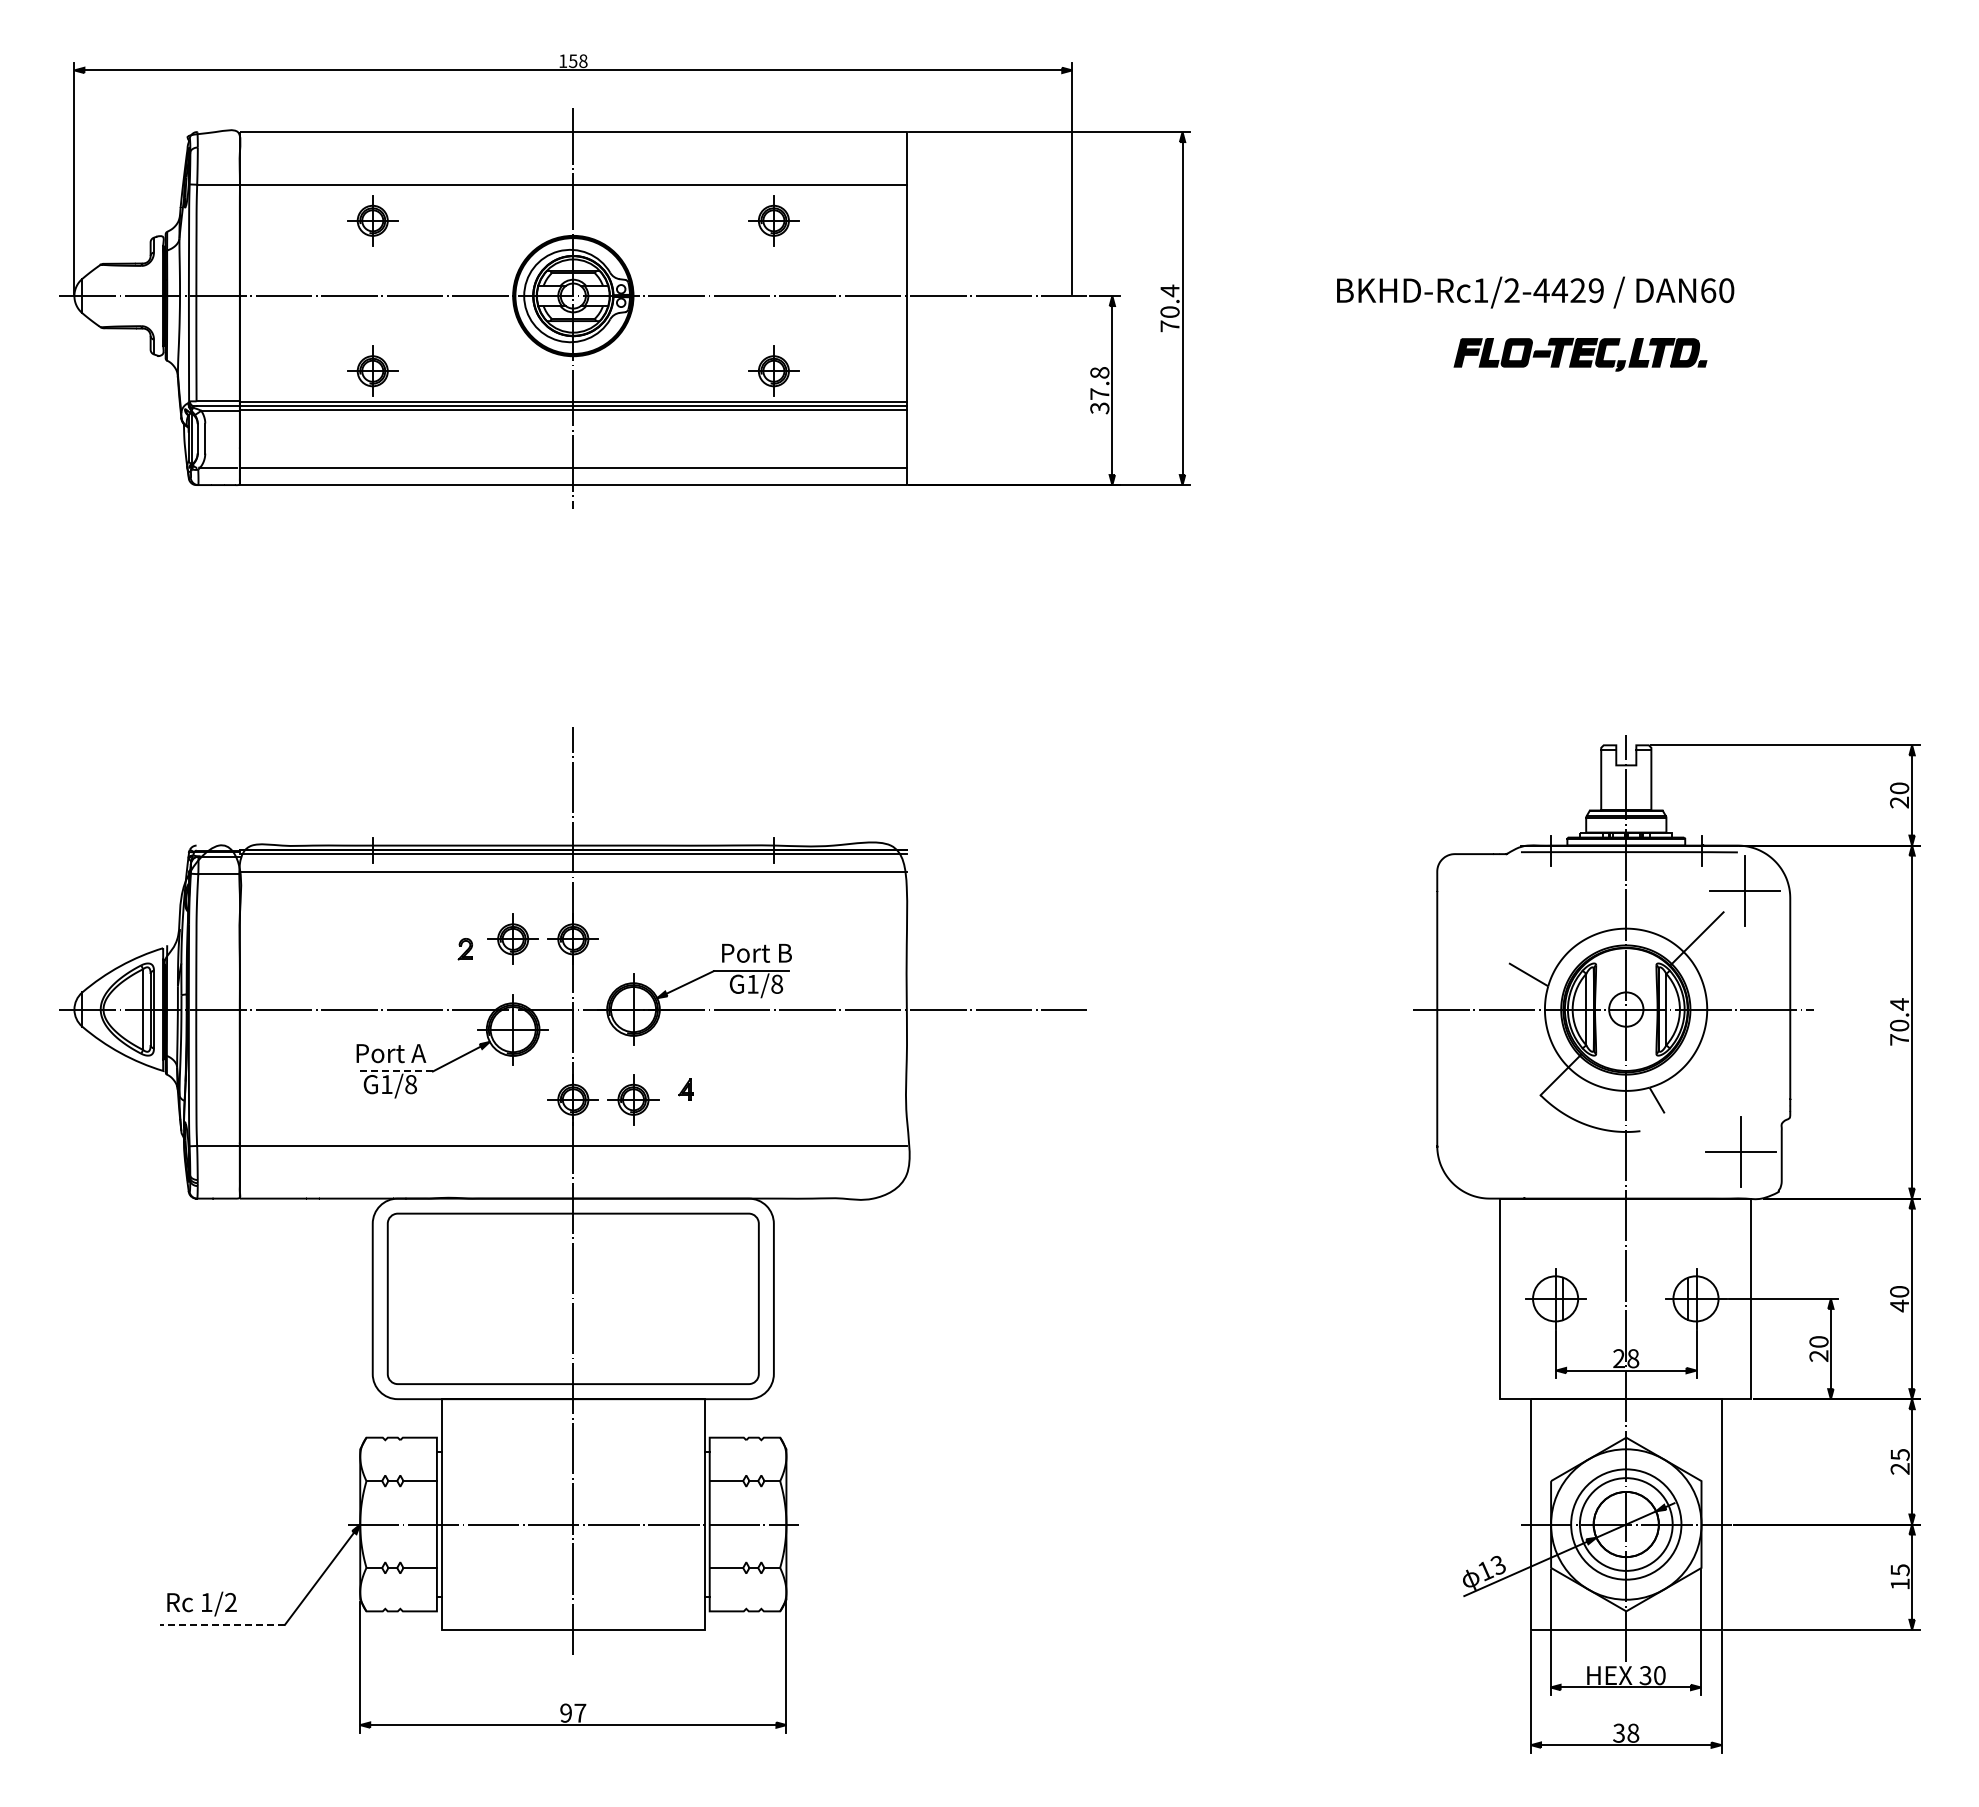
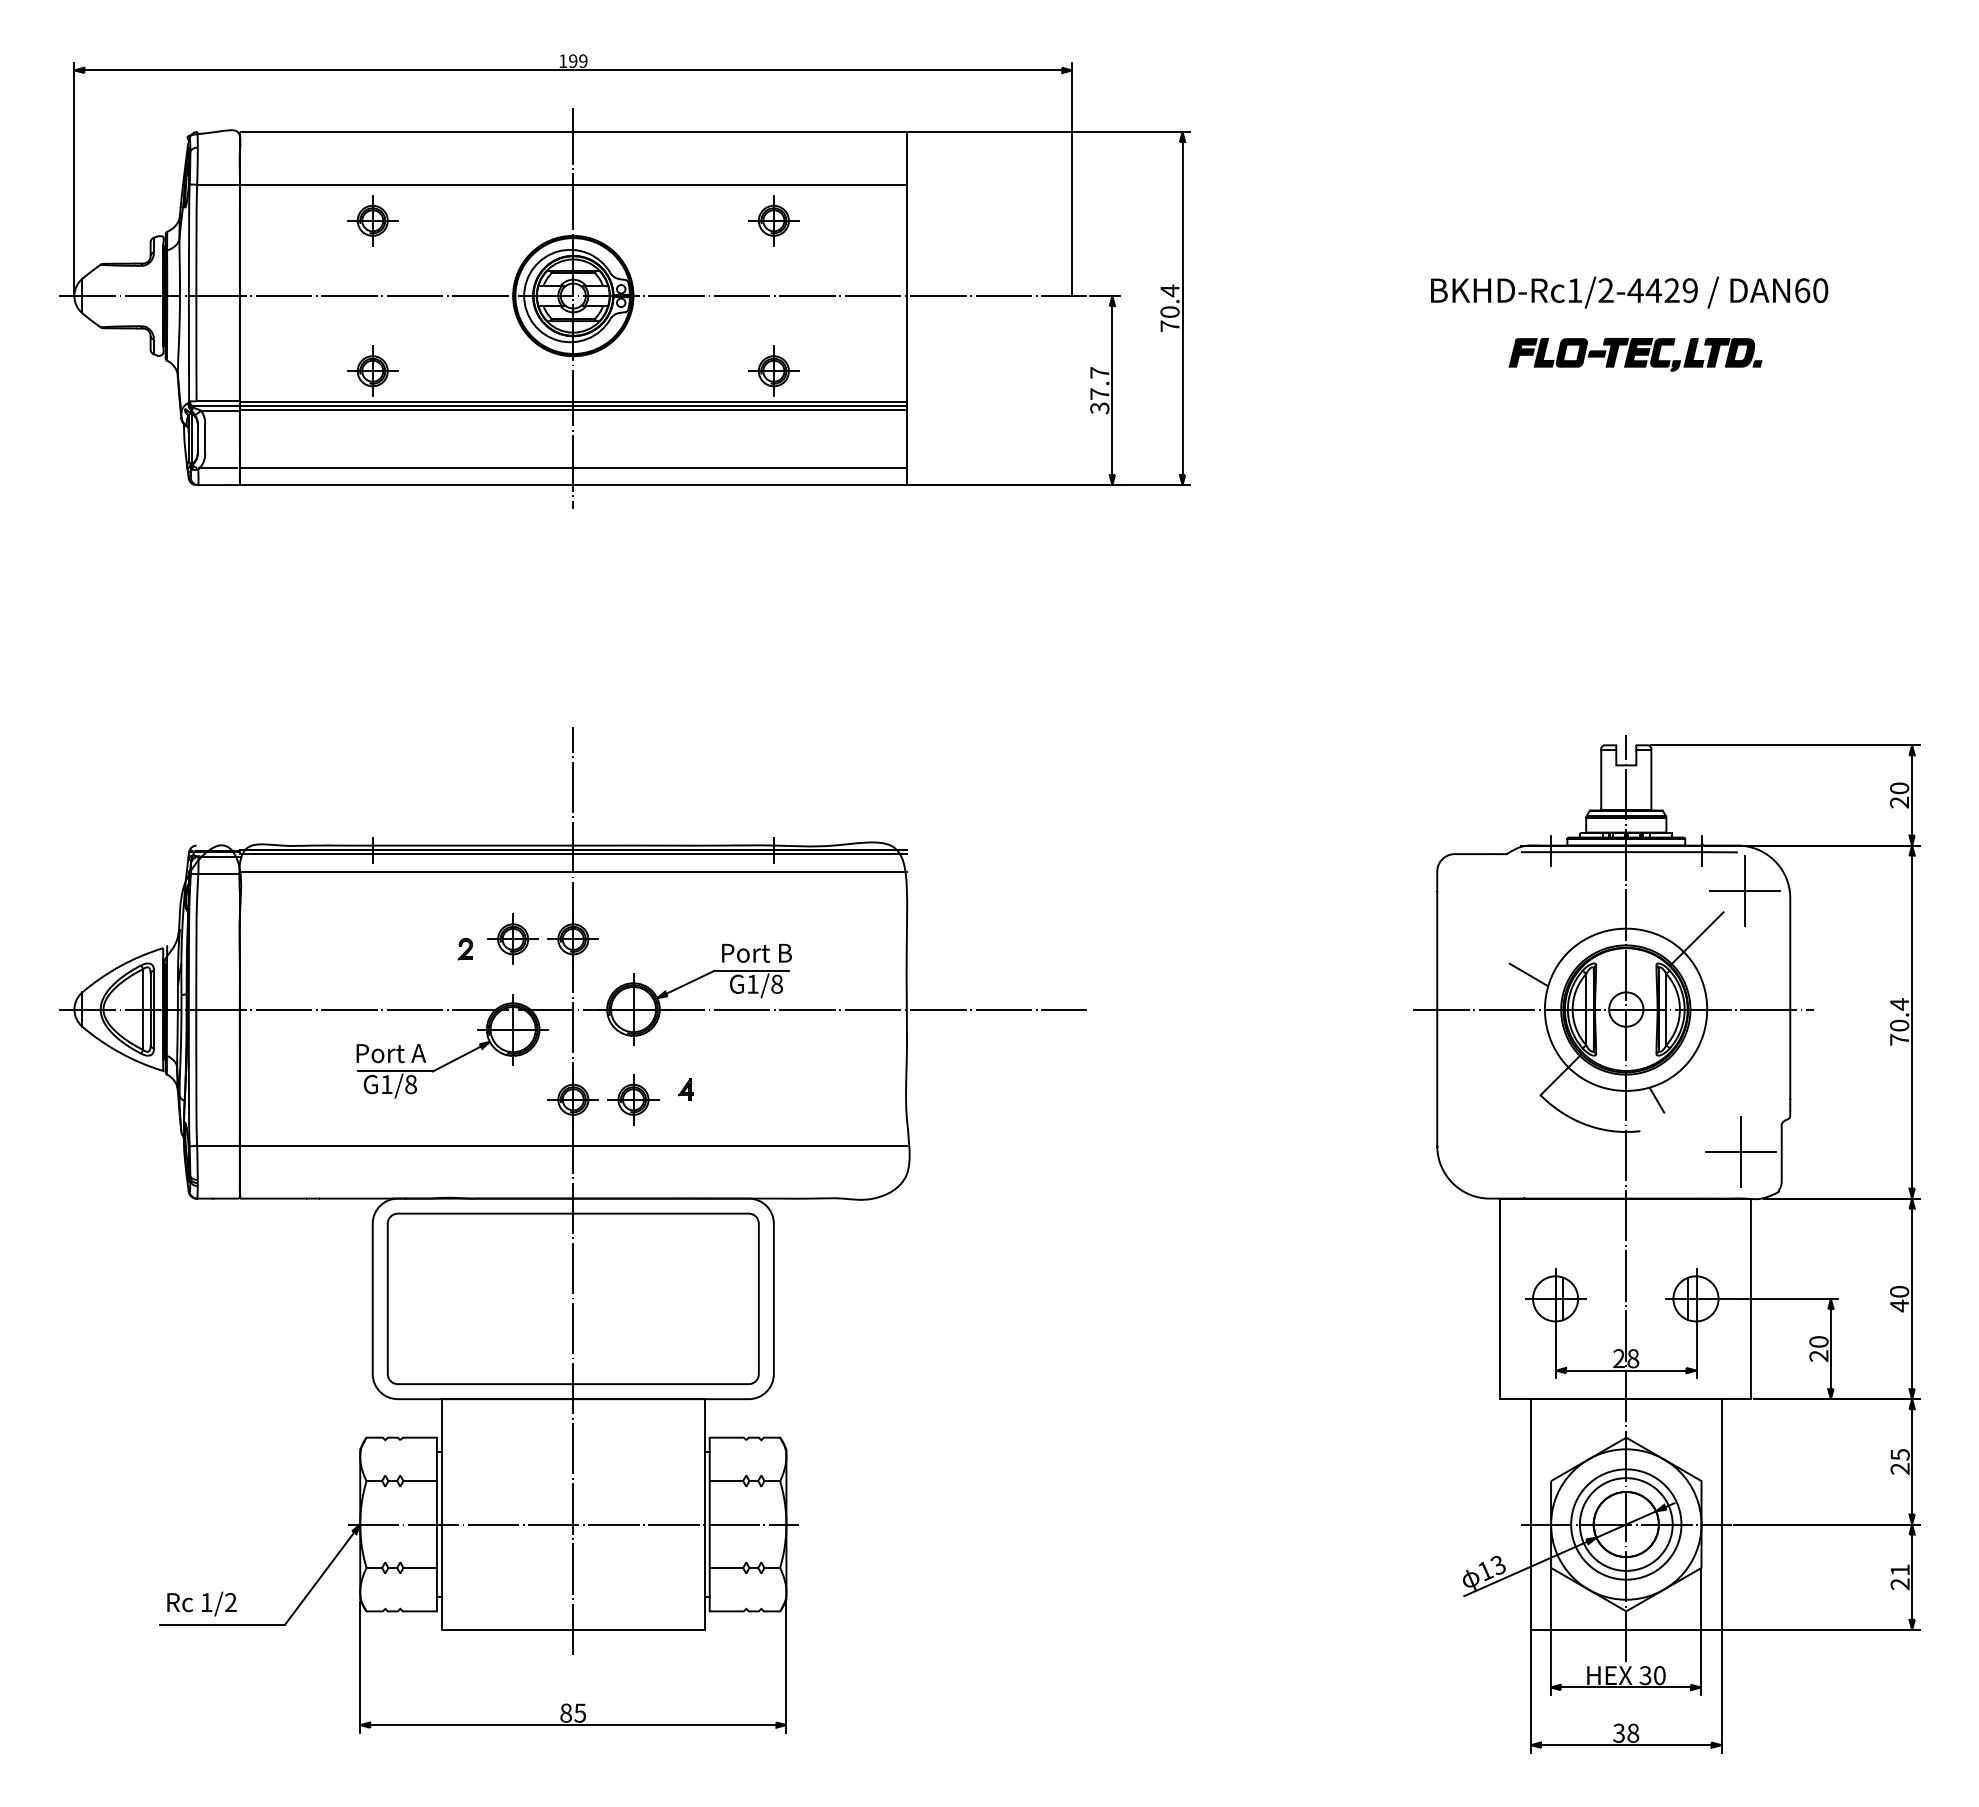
text: 158 -> 199 (578, 60)
text position: (1535, 292) -> (1629, 292) (1629, 292)
part position: (1580, 354) -> (1635, 354) (1635, 354)
text: 37.8 -> 37.7 (1099, 372)
line: dashed -> solid (395, 1071)
text: 15 -> 21 (1899, 1577)
line: dashed -> solid (222, 1624)
text: 97 -> 85 (573, 1712)
